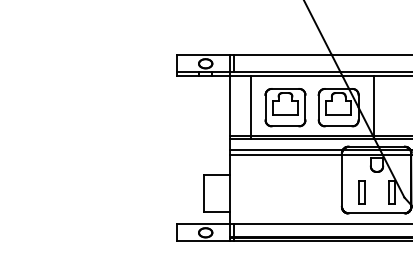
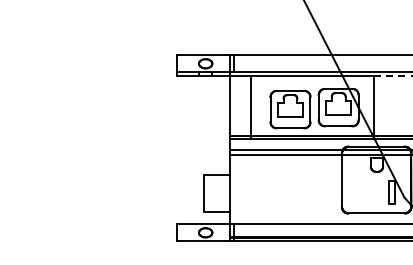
line: solid -> dashed (392, 76)
part position: (285, 107) -> (290, 109) (290, 109)
part: present -> none (361, 192)
